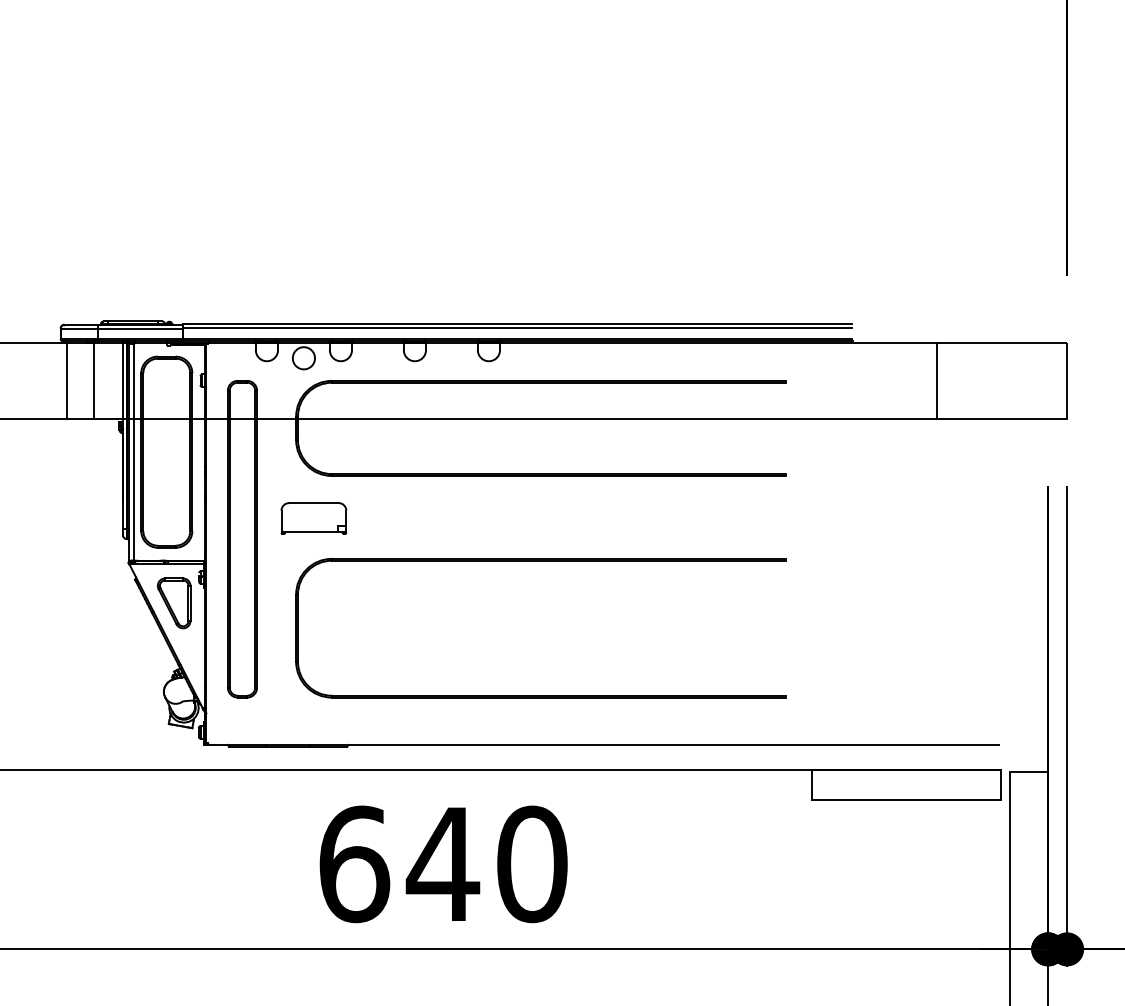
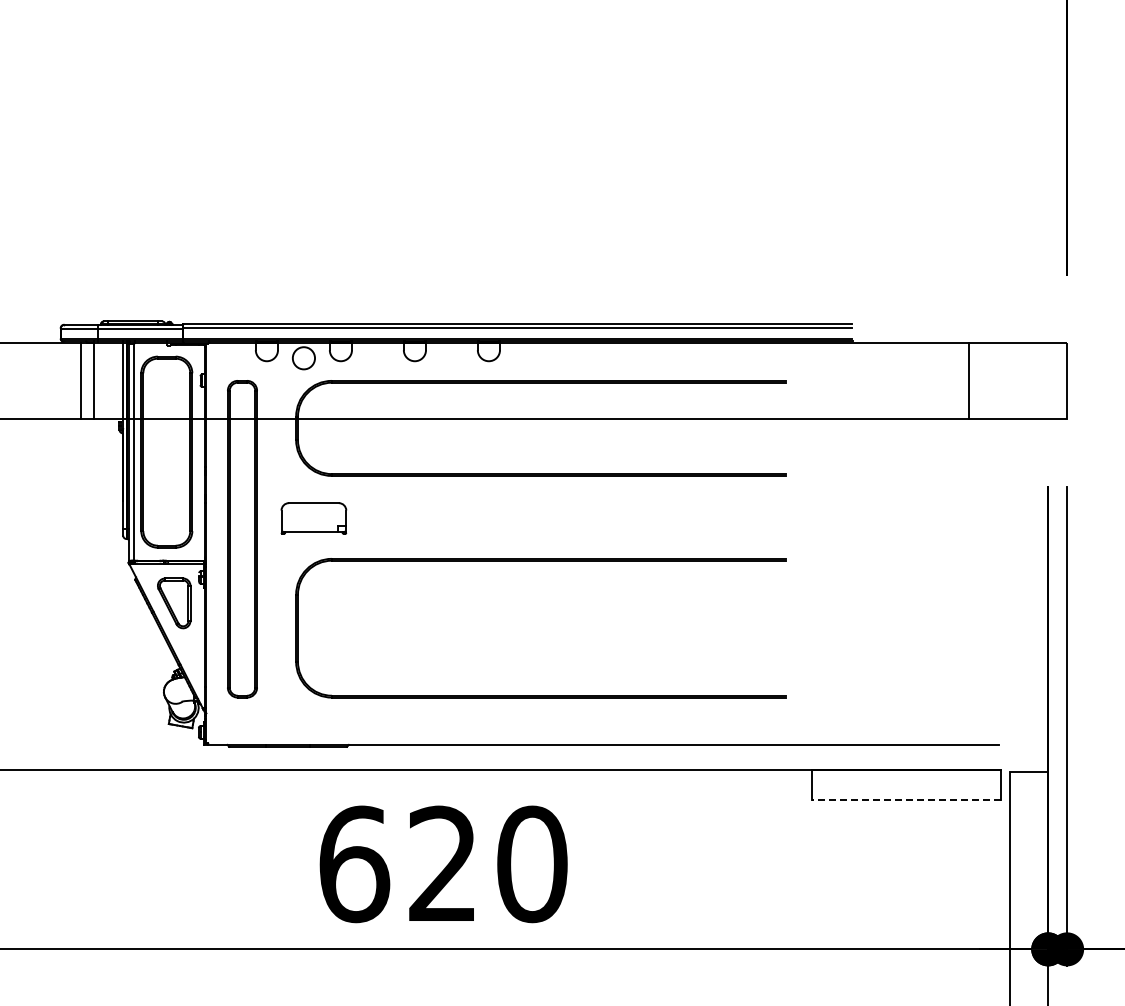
line position: (67, 380) -> (81, 380) (81, 380)
line position: (936, 380) -> (968, 380) (968, 380)
line: solid -> dashed (905, 800)
text: 640 -> 620 (442, 862)
